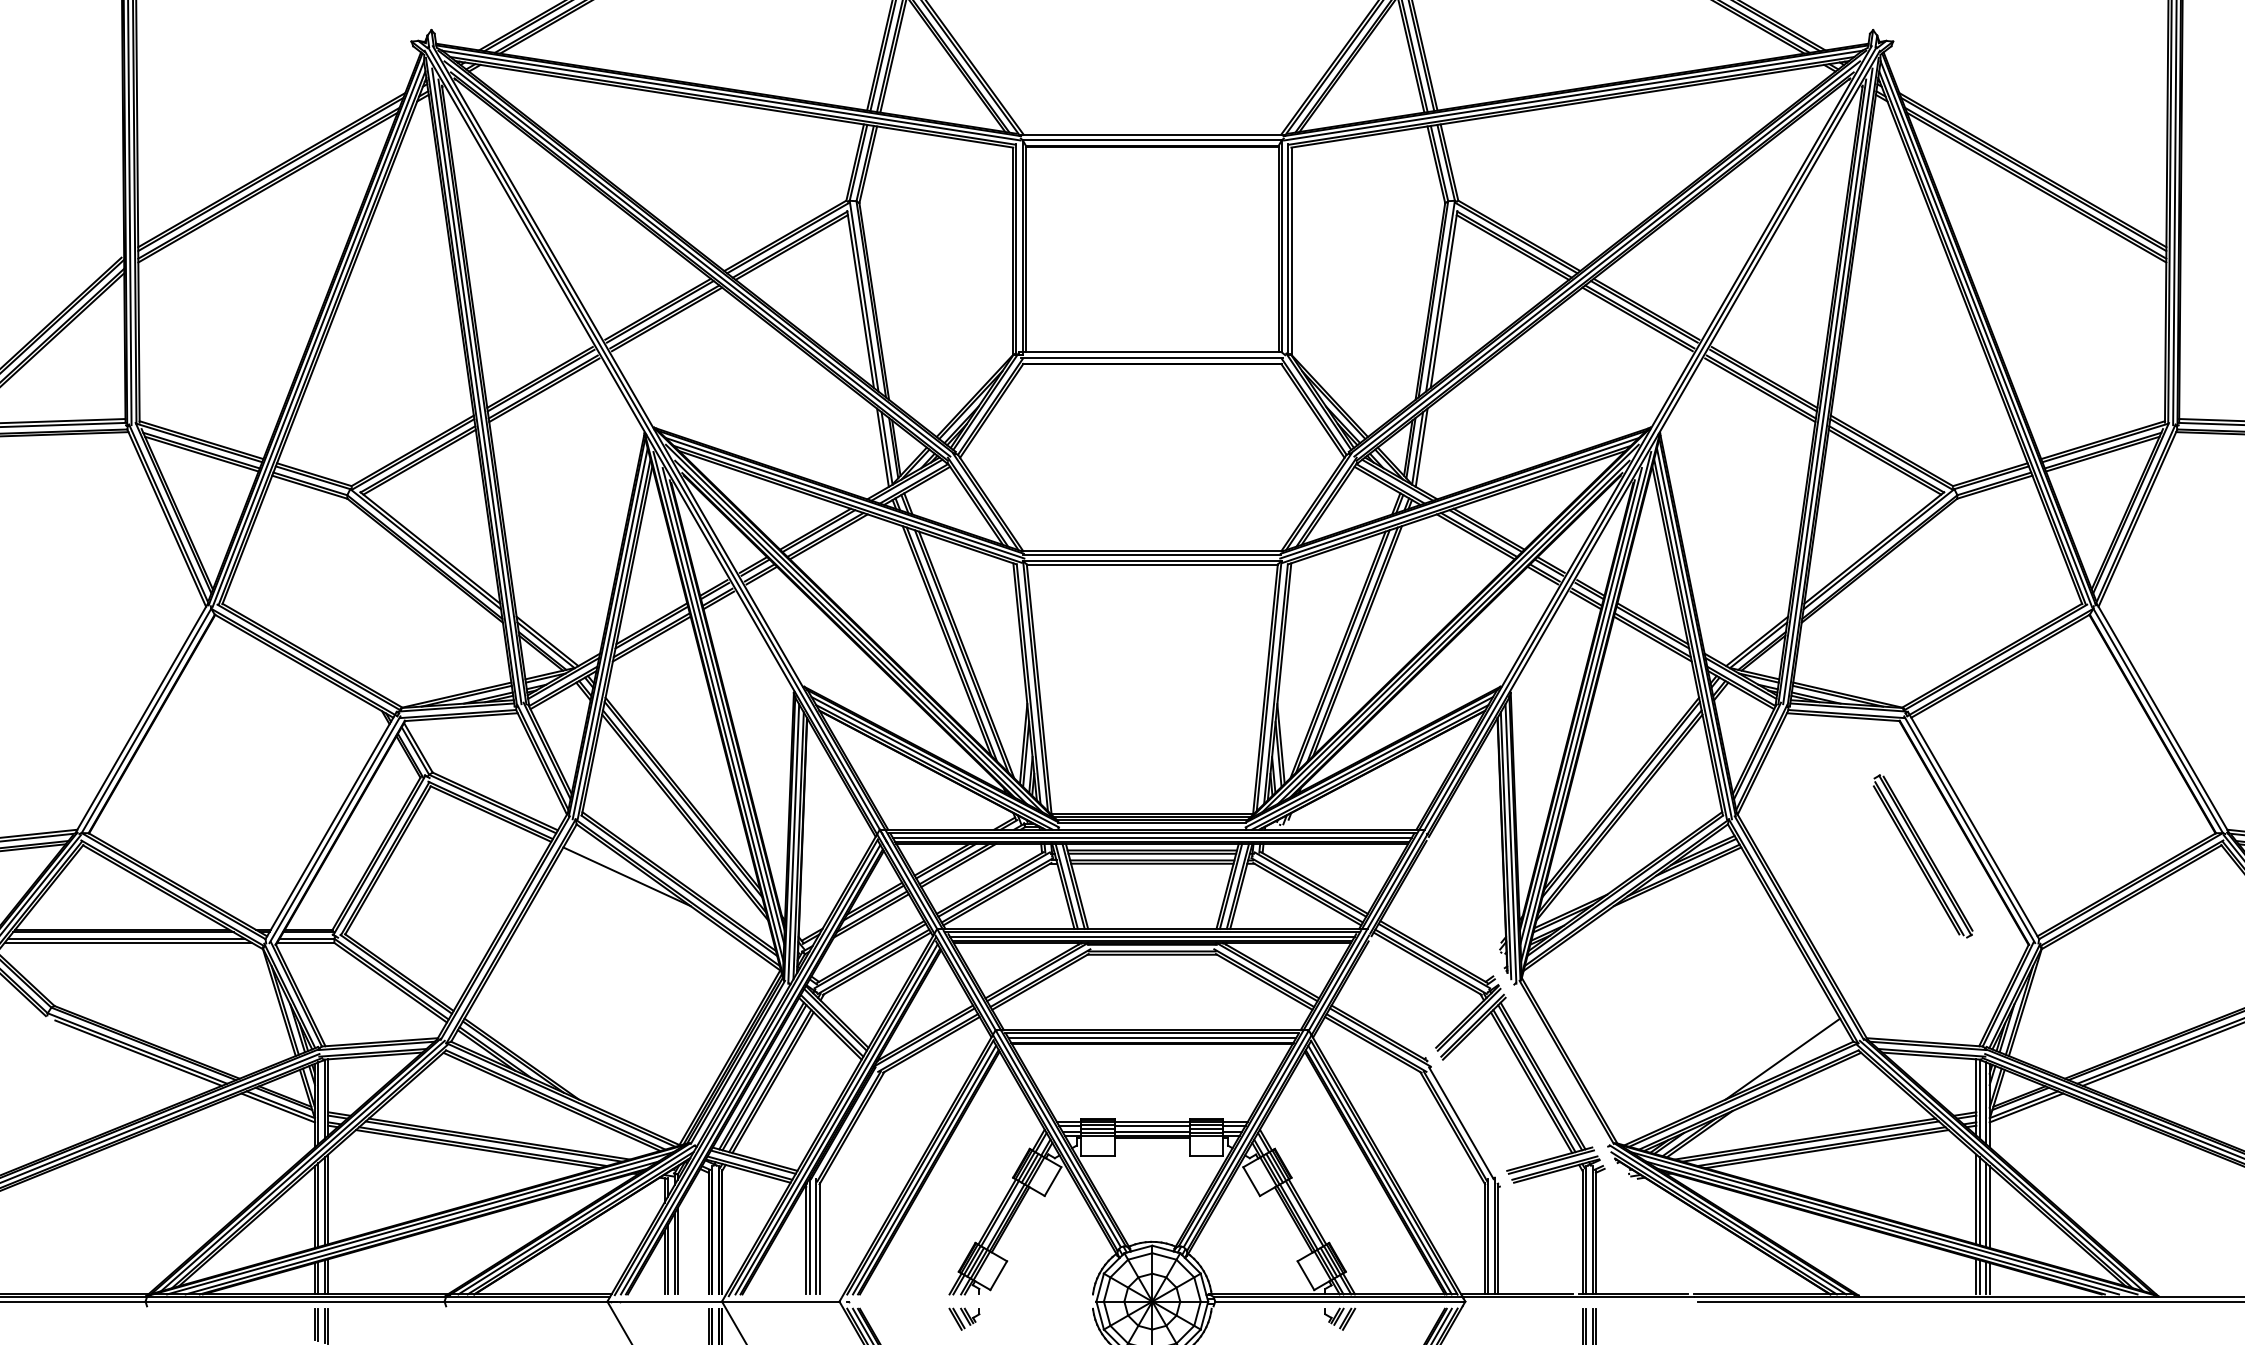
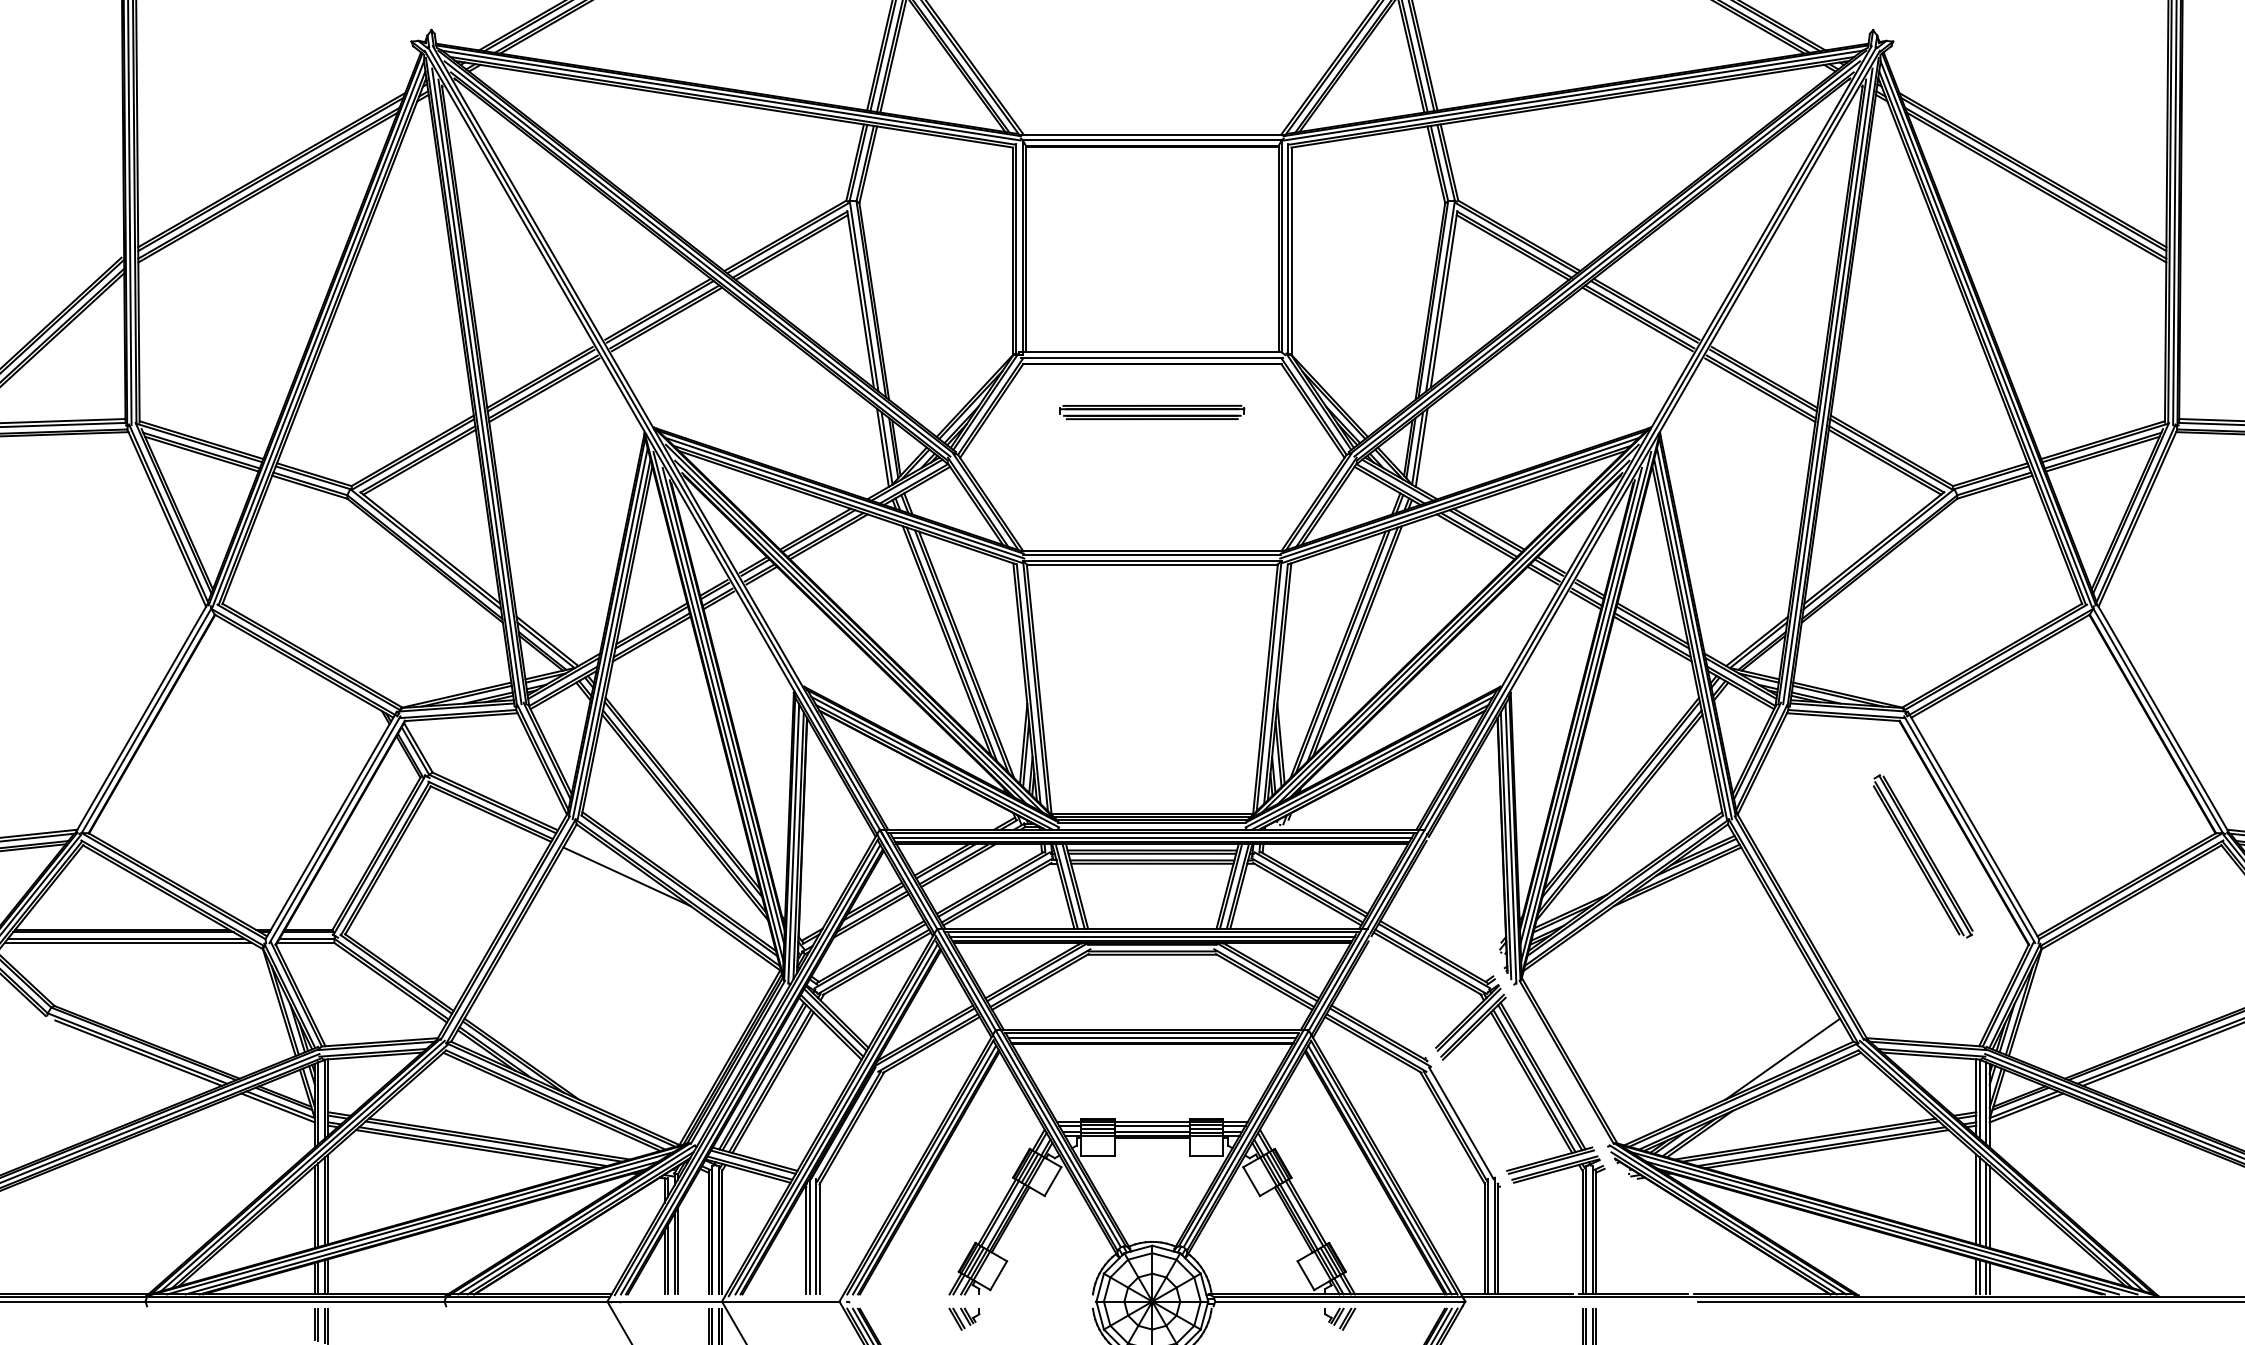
part: none -> present (1152, 412)
